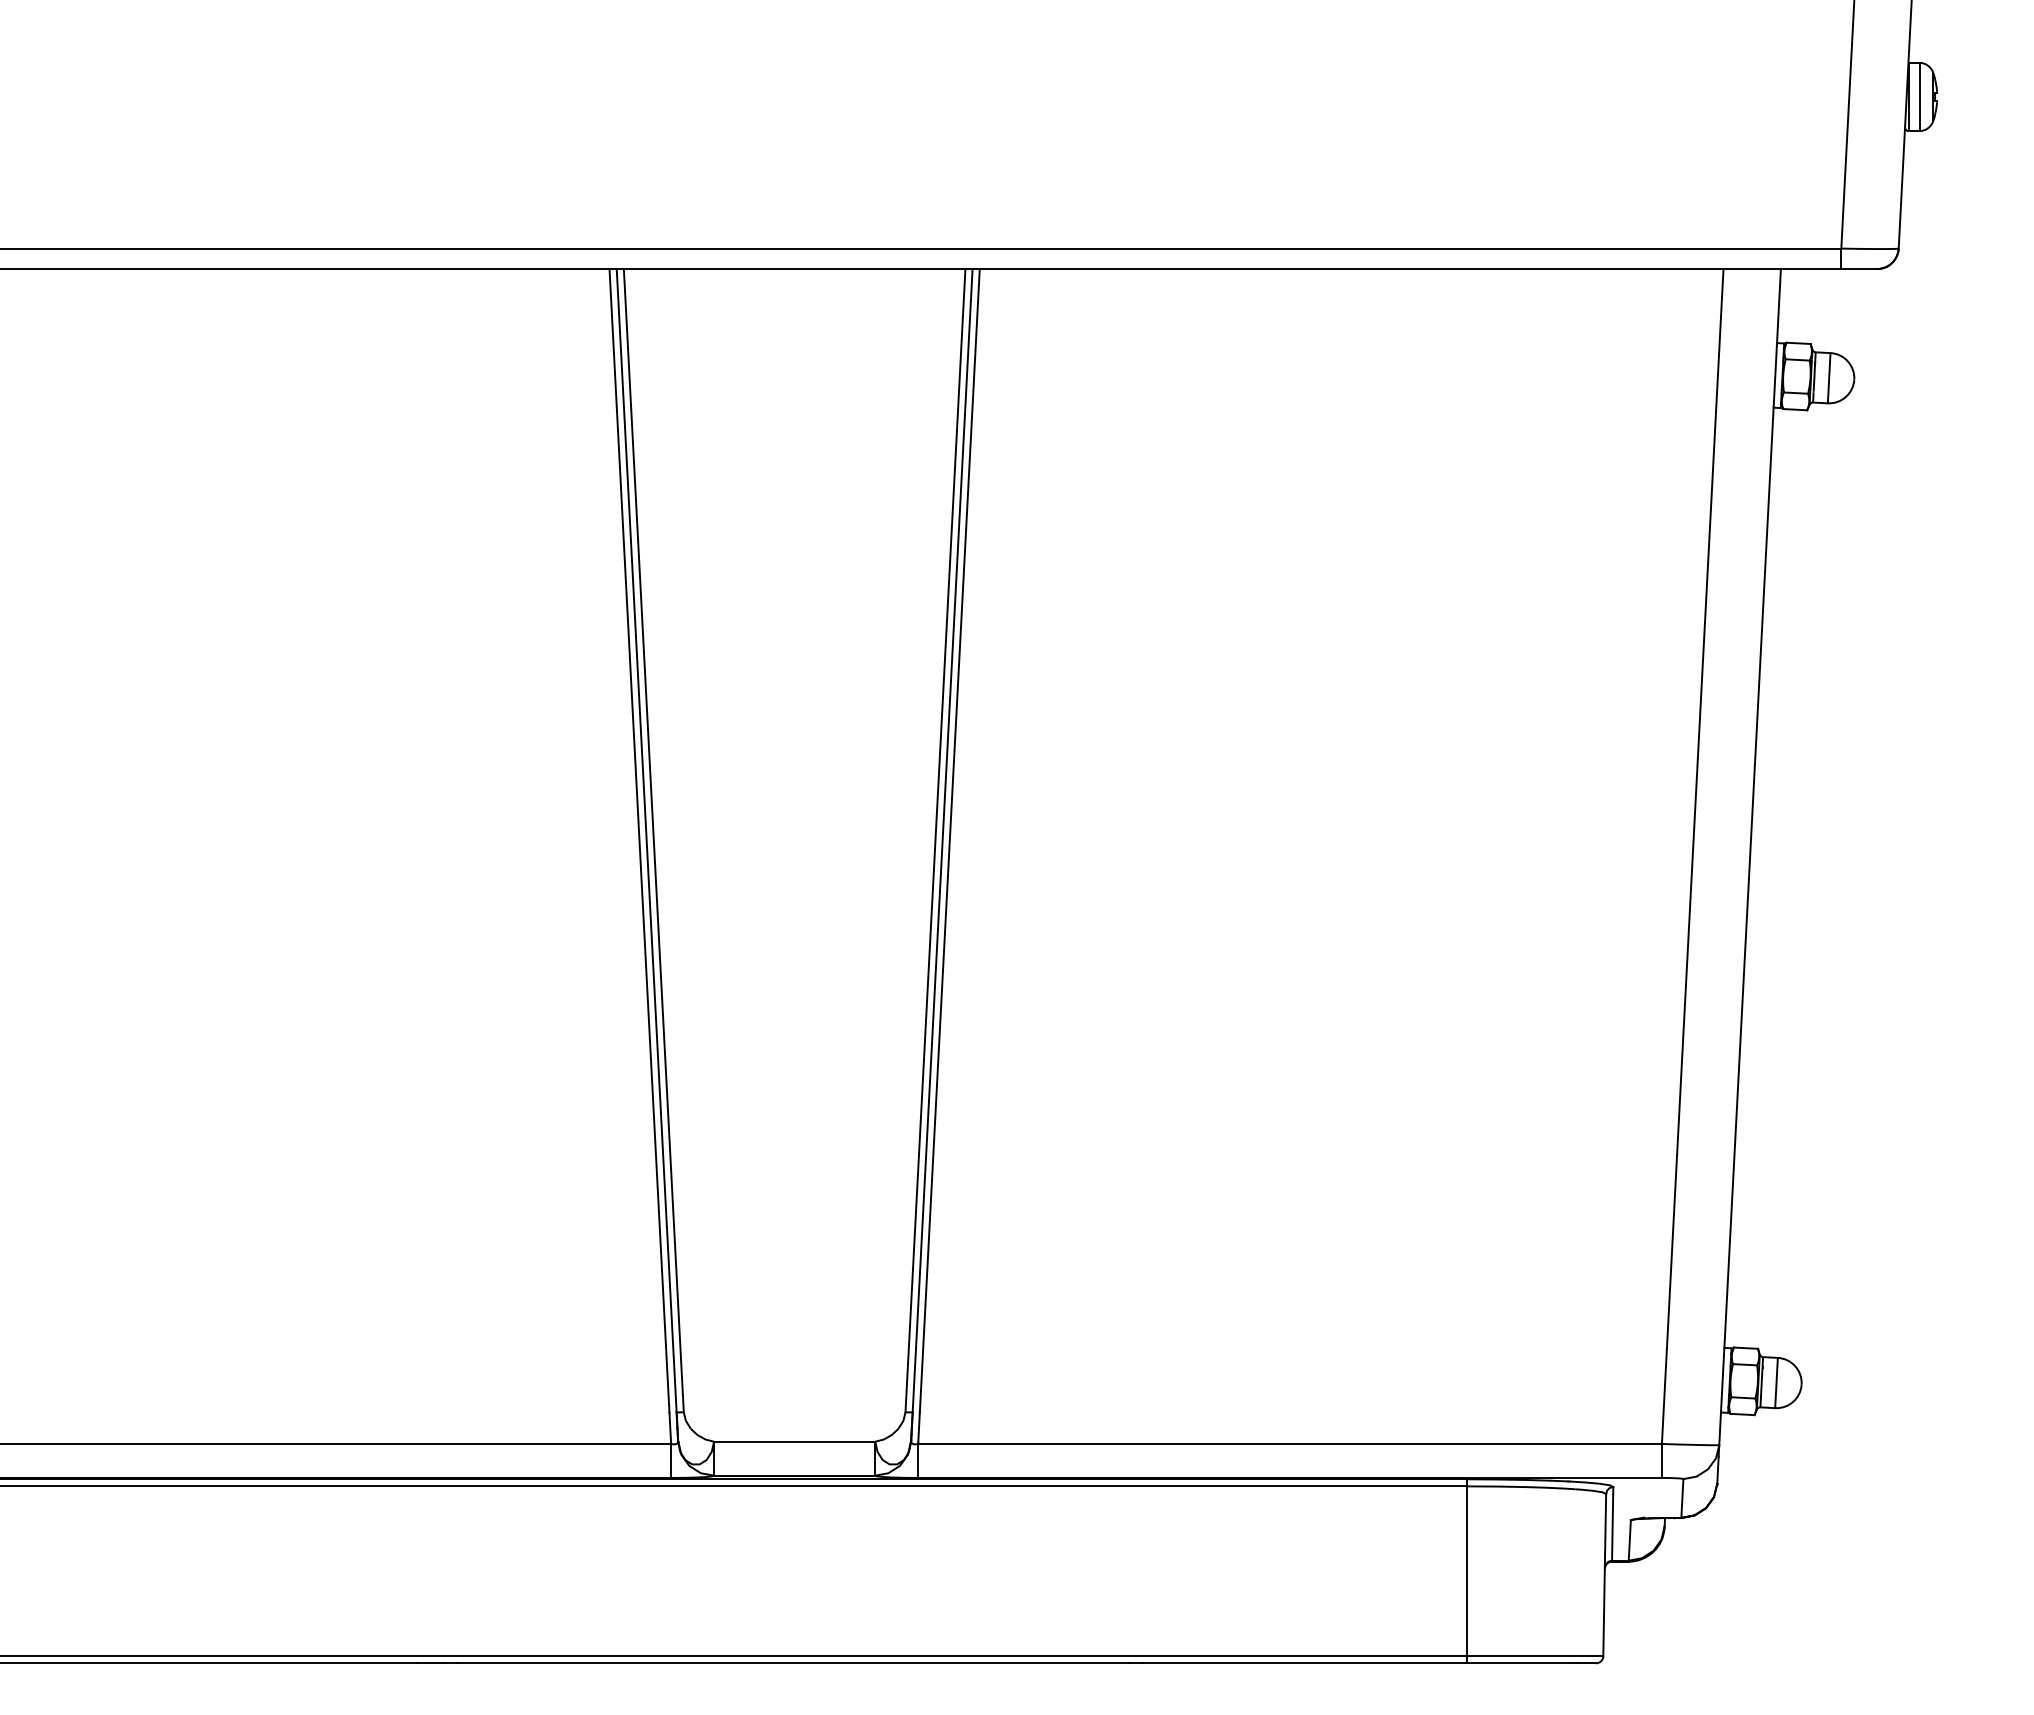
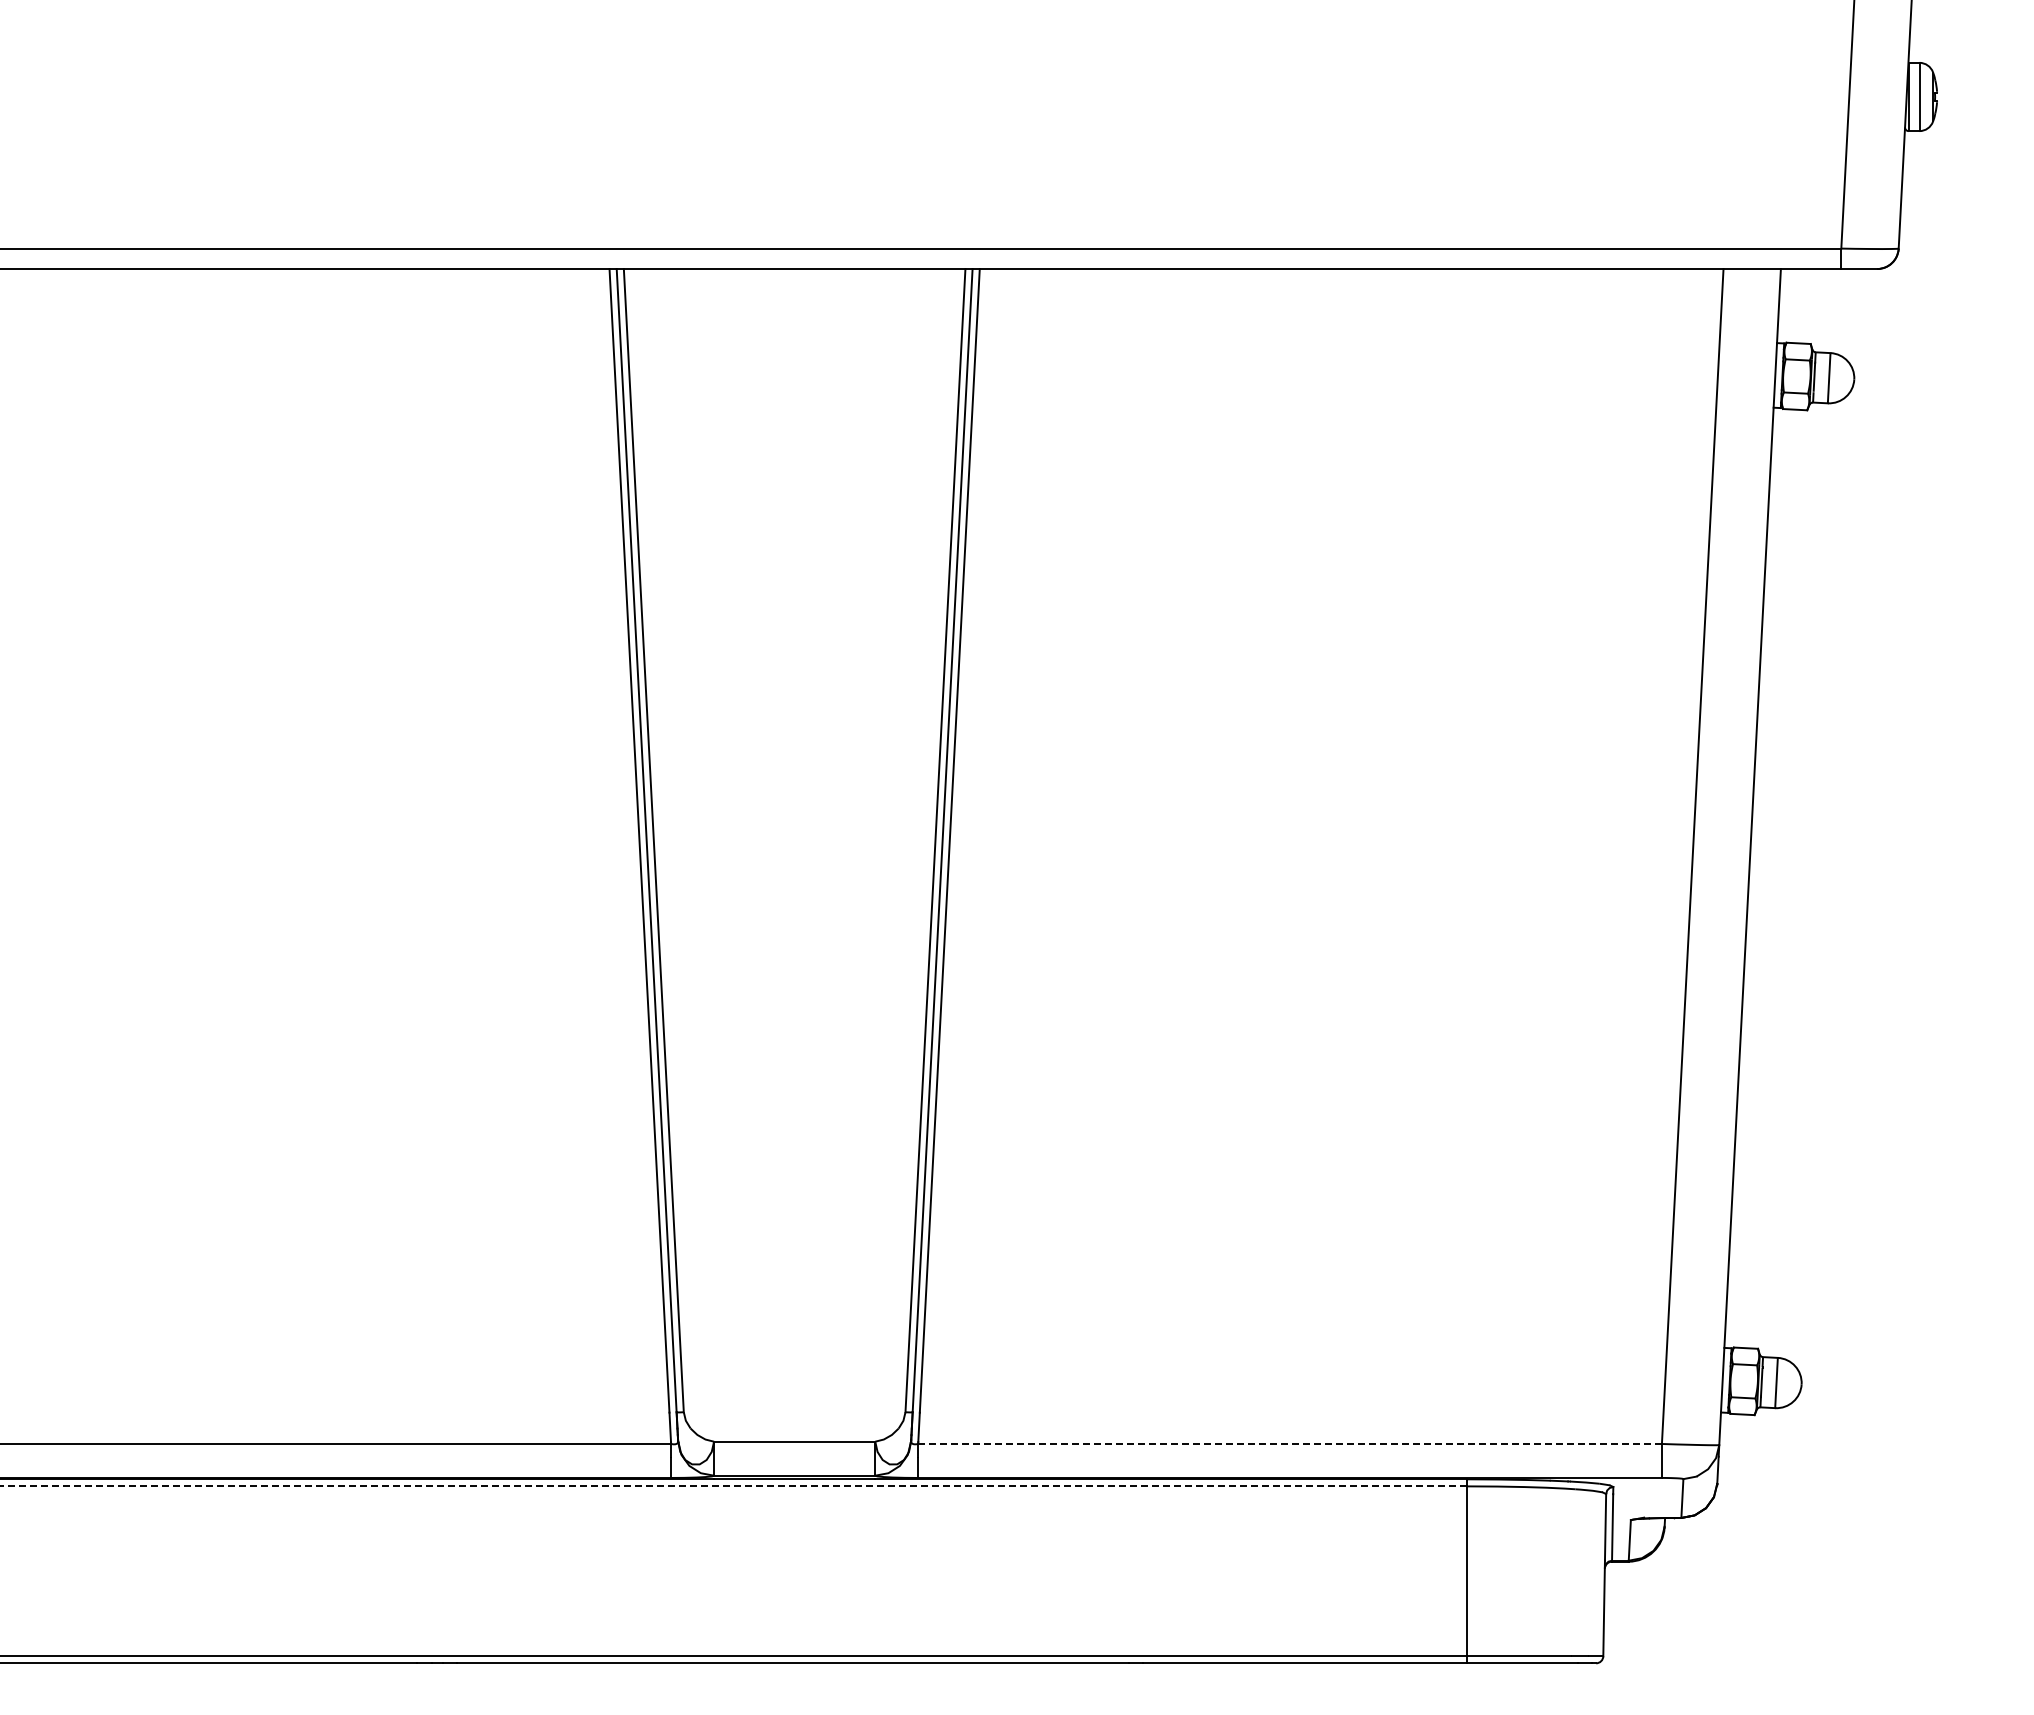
line: solid -> dashed (1290, 1443)
line: solid -> dashed (733, 1486)
